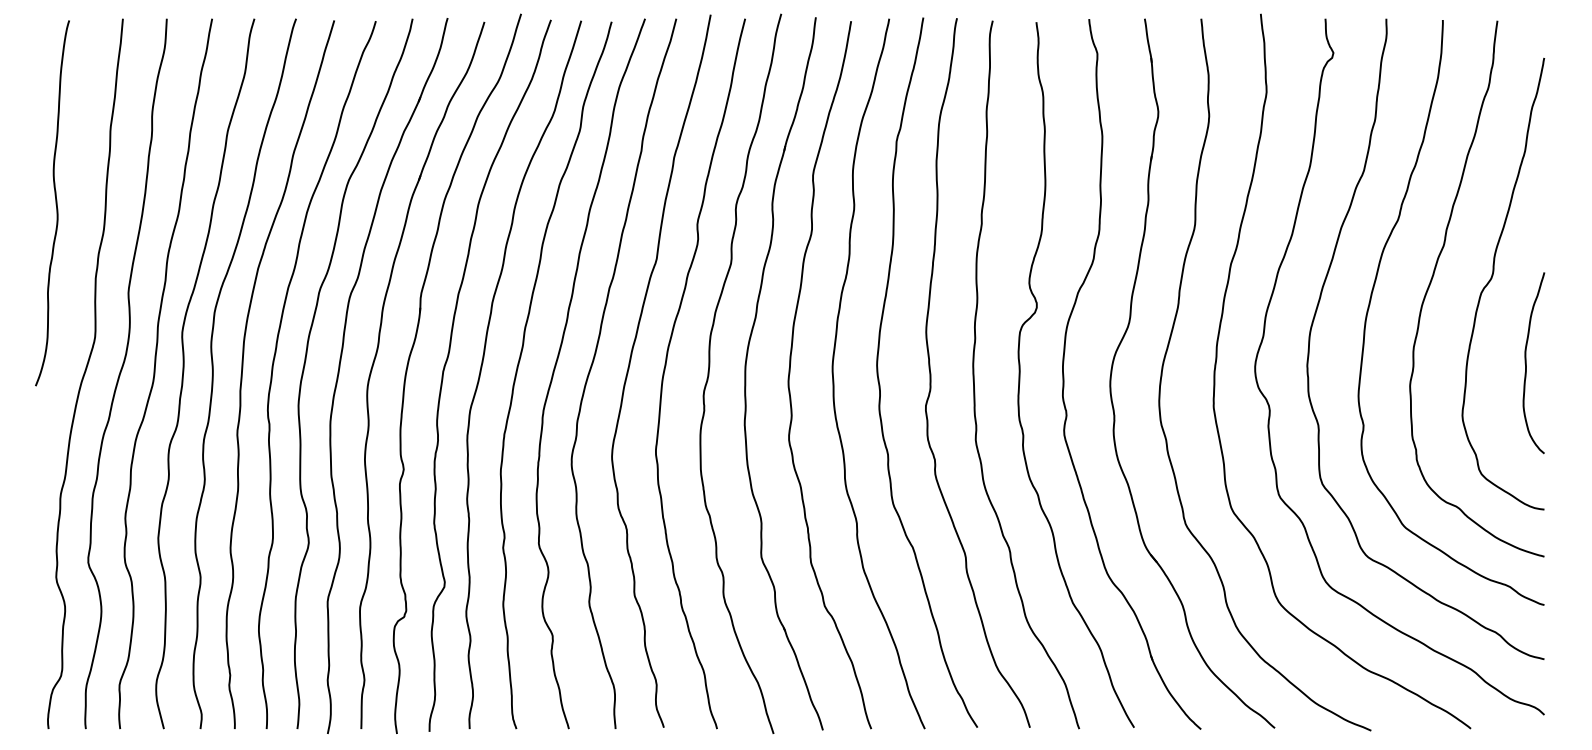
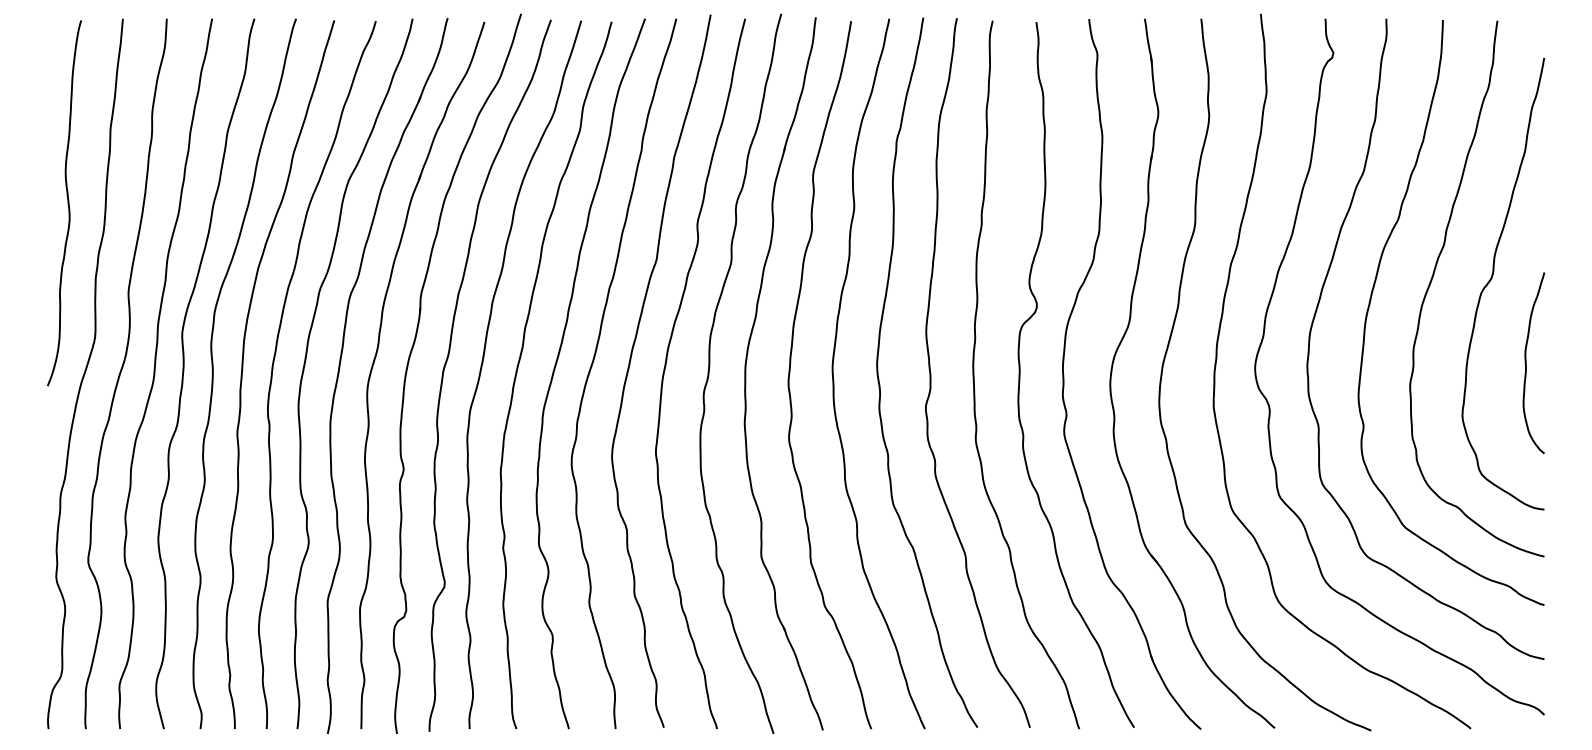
curve position: (55, 203) -> (67, 203) (67, 203)
